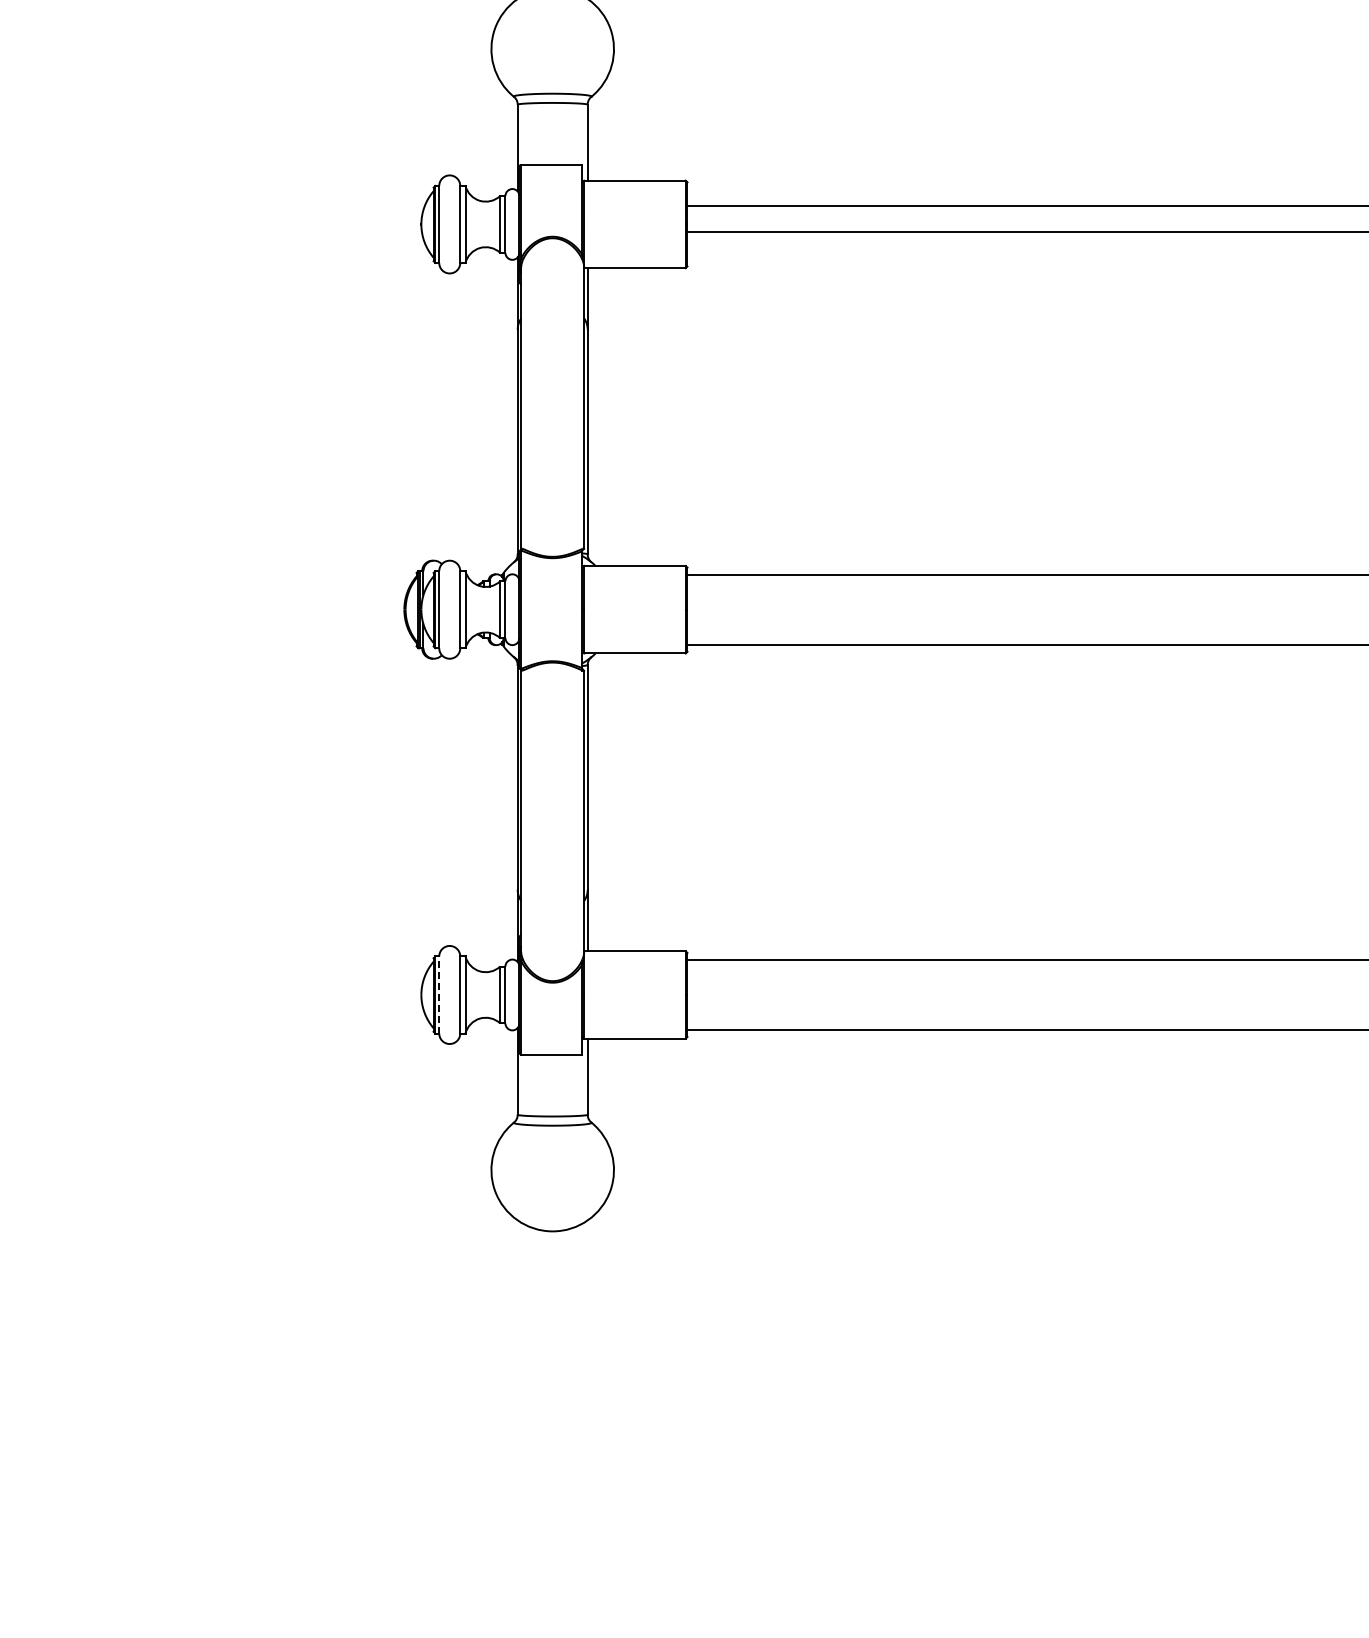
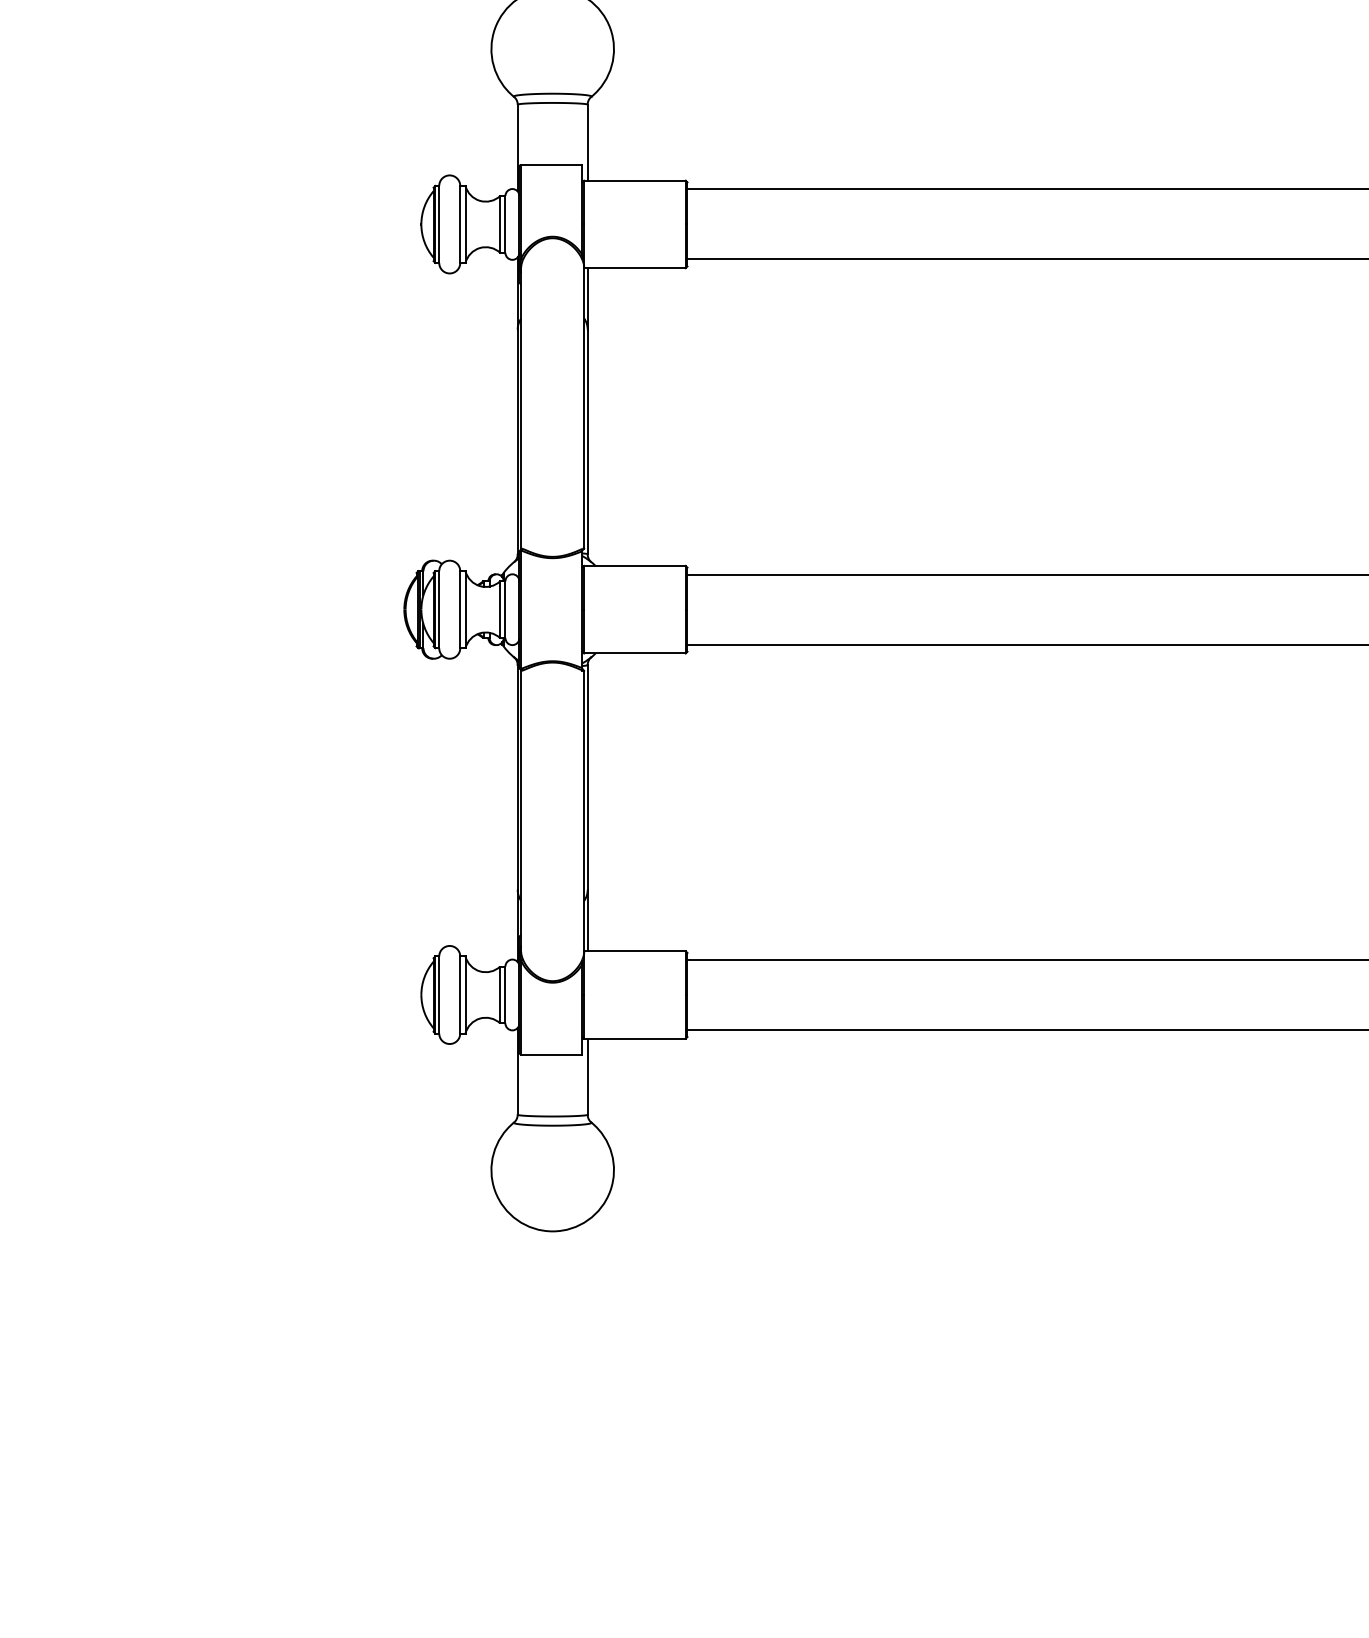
line position: (1026, 206) -> (1026, 189) (1026, 189)
line position: (1026, 232) -> (1026, 259) (1026, 259)
line: dashed -> solid (439, 994)
